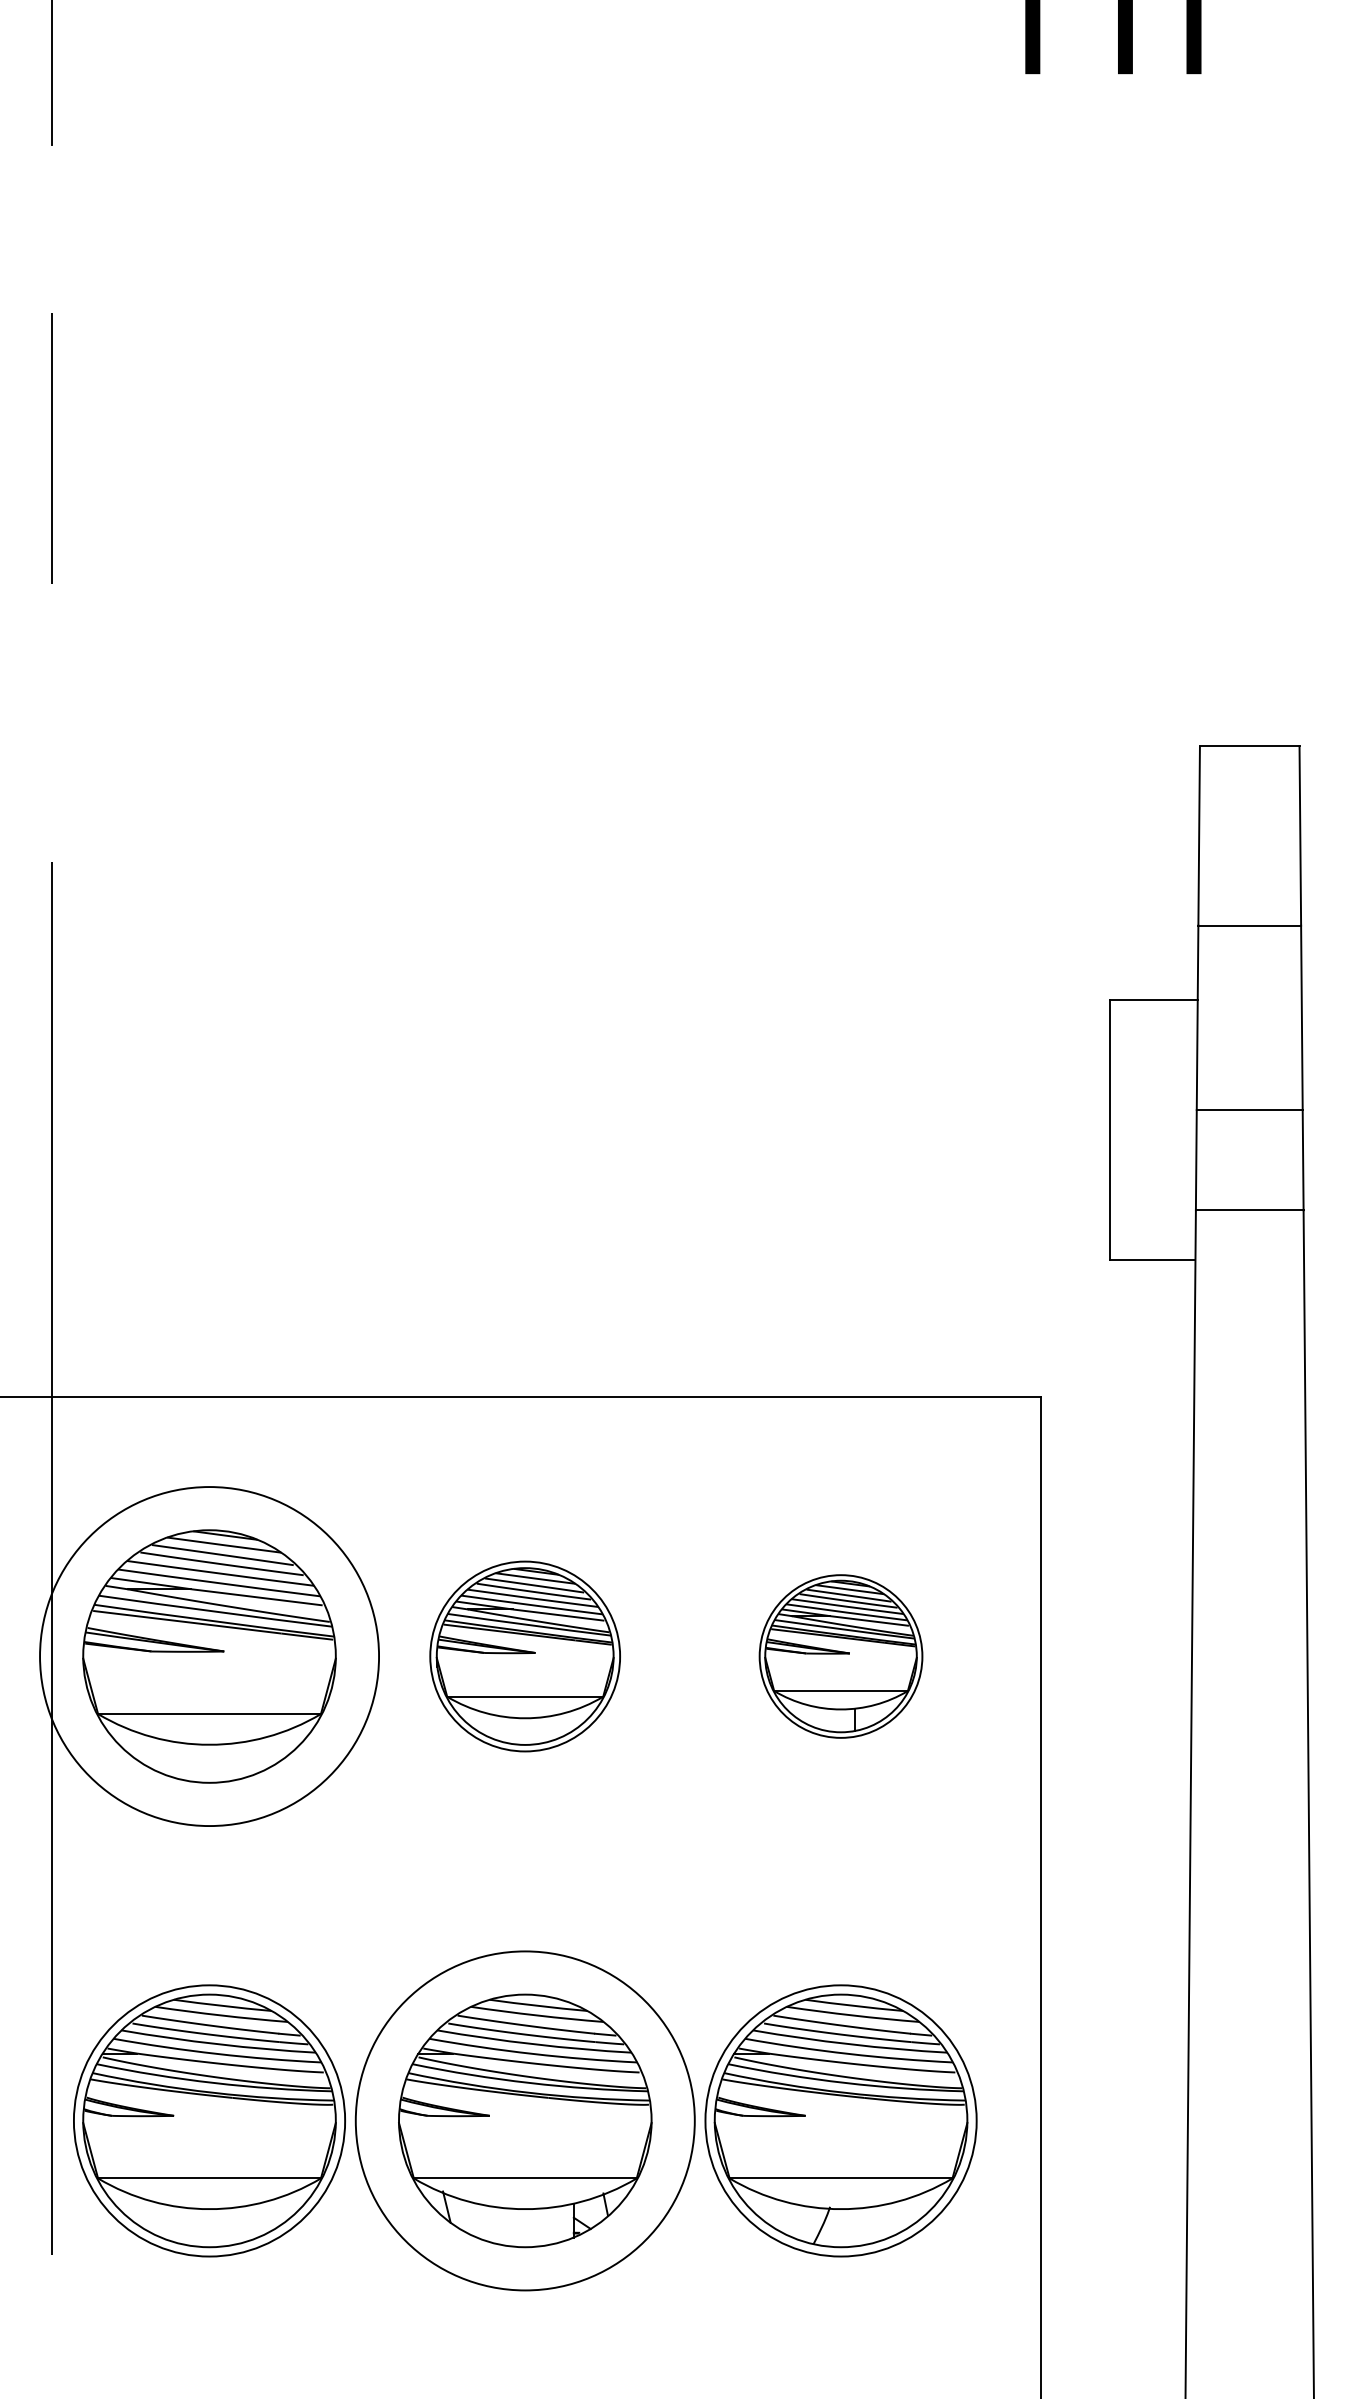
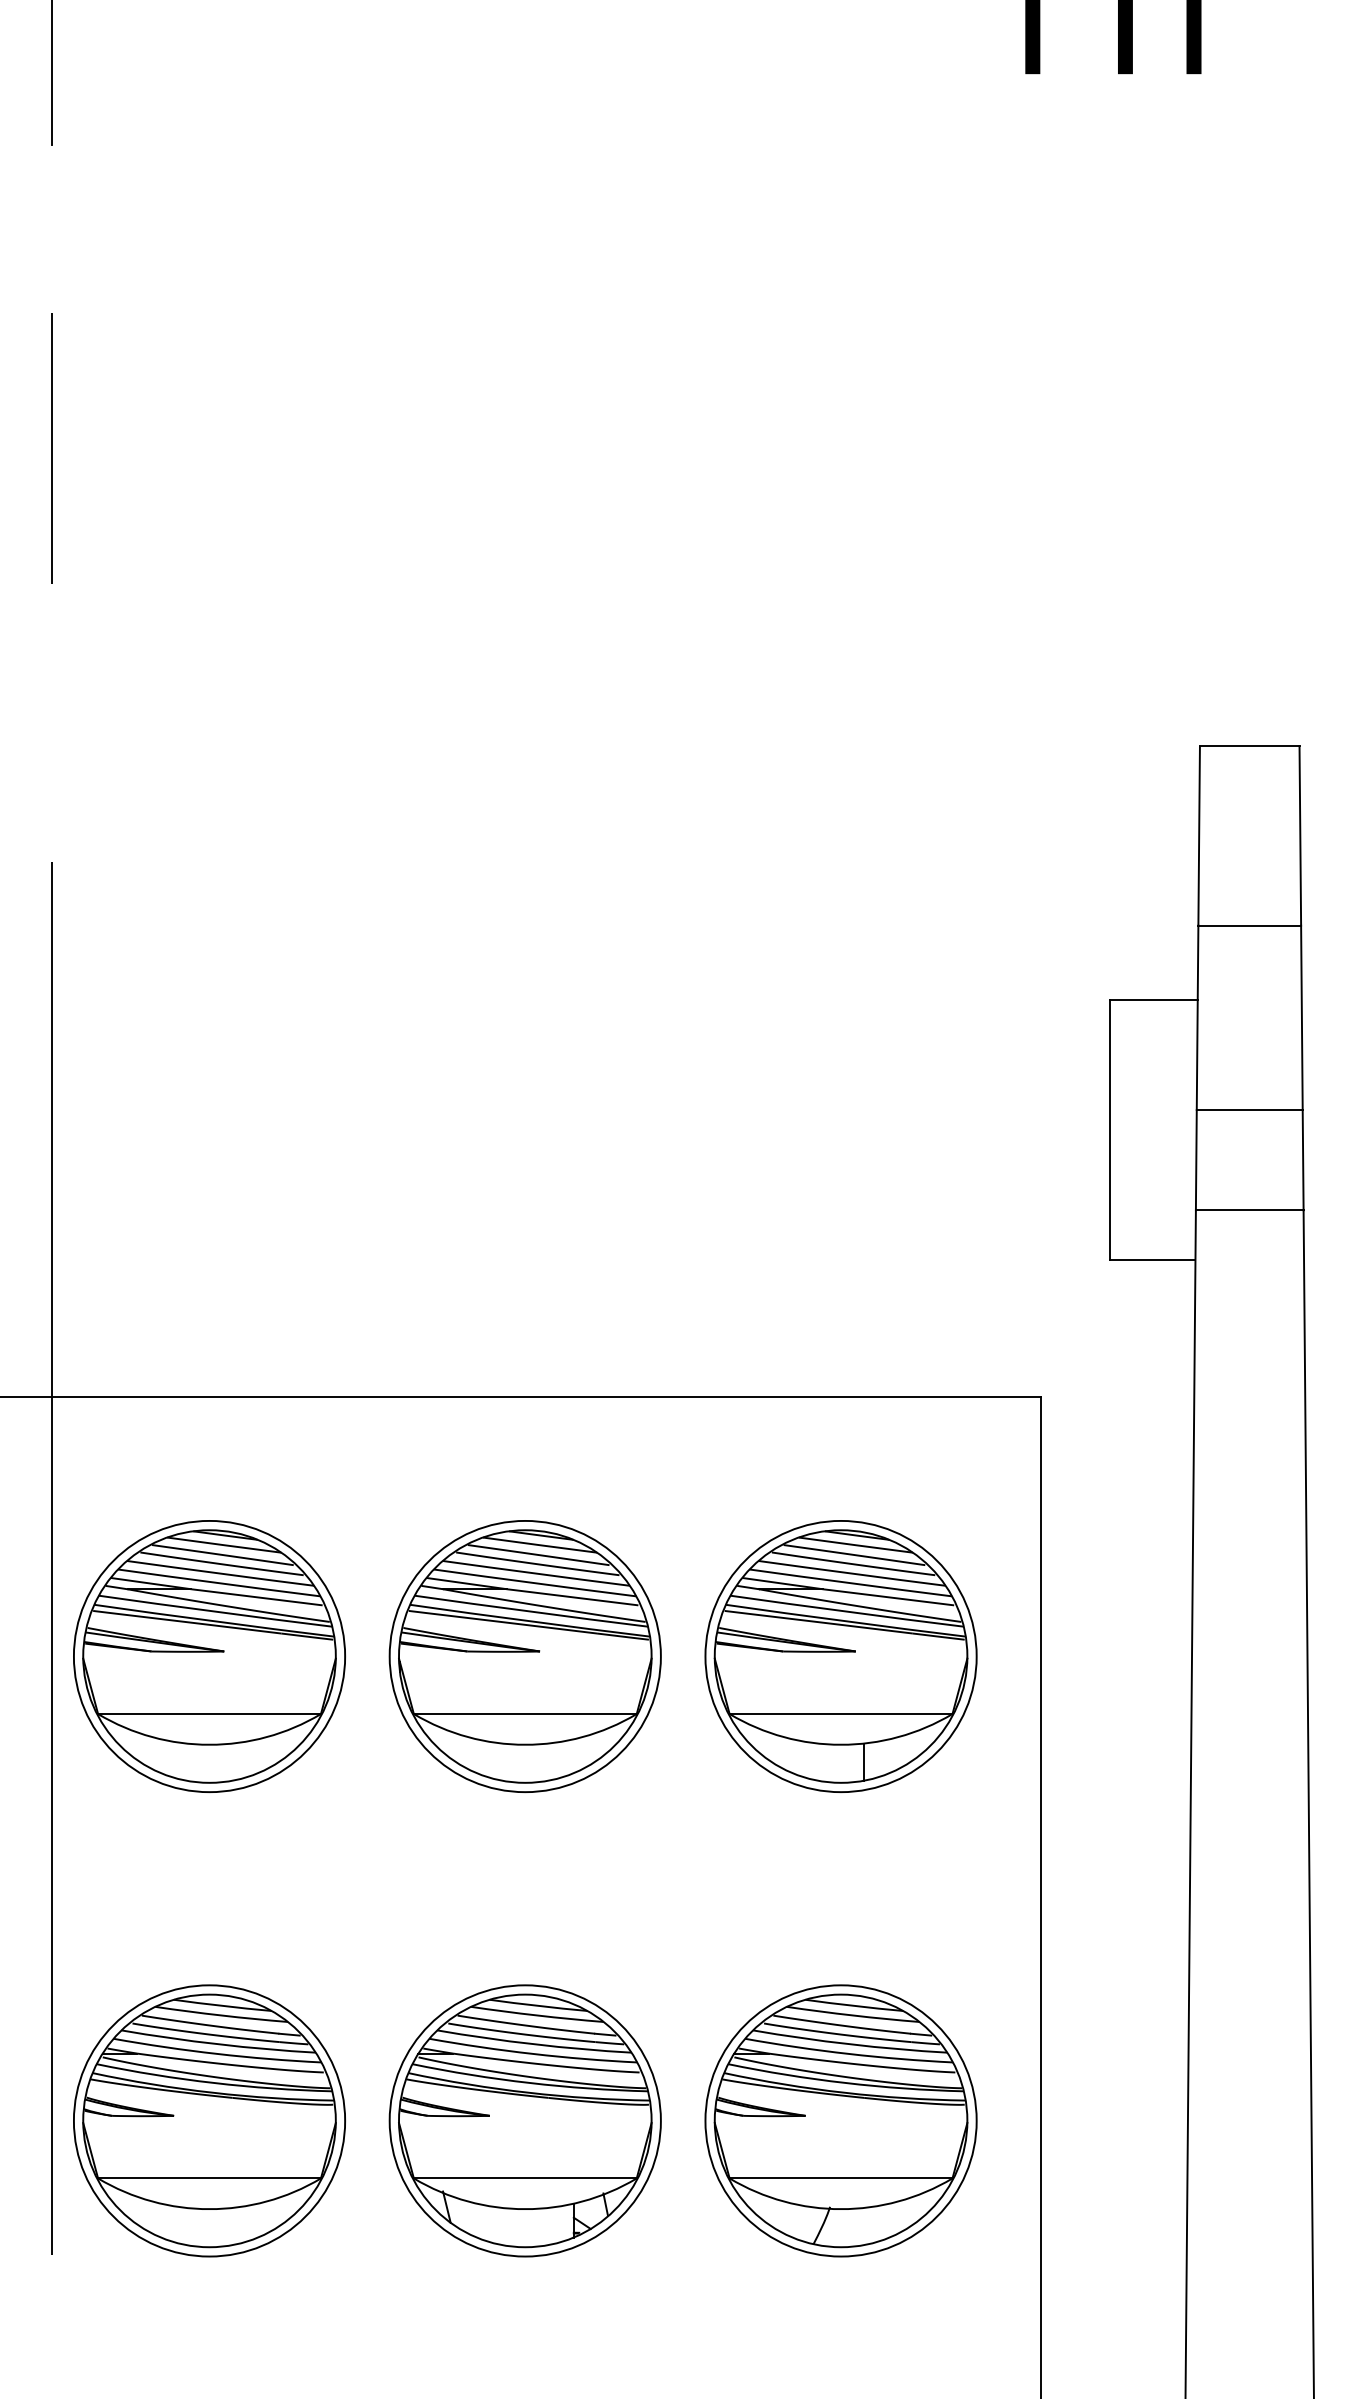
circle diameter: 339 px -> 271 px (209, 1656)
part size: 192x193 px -> 274x273 px (524, 1656)
part size: 166x165 px -> 274x273 px (840, 1656)
circle diameter: 339 px -> 271 px (524, 2120)
